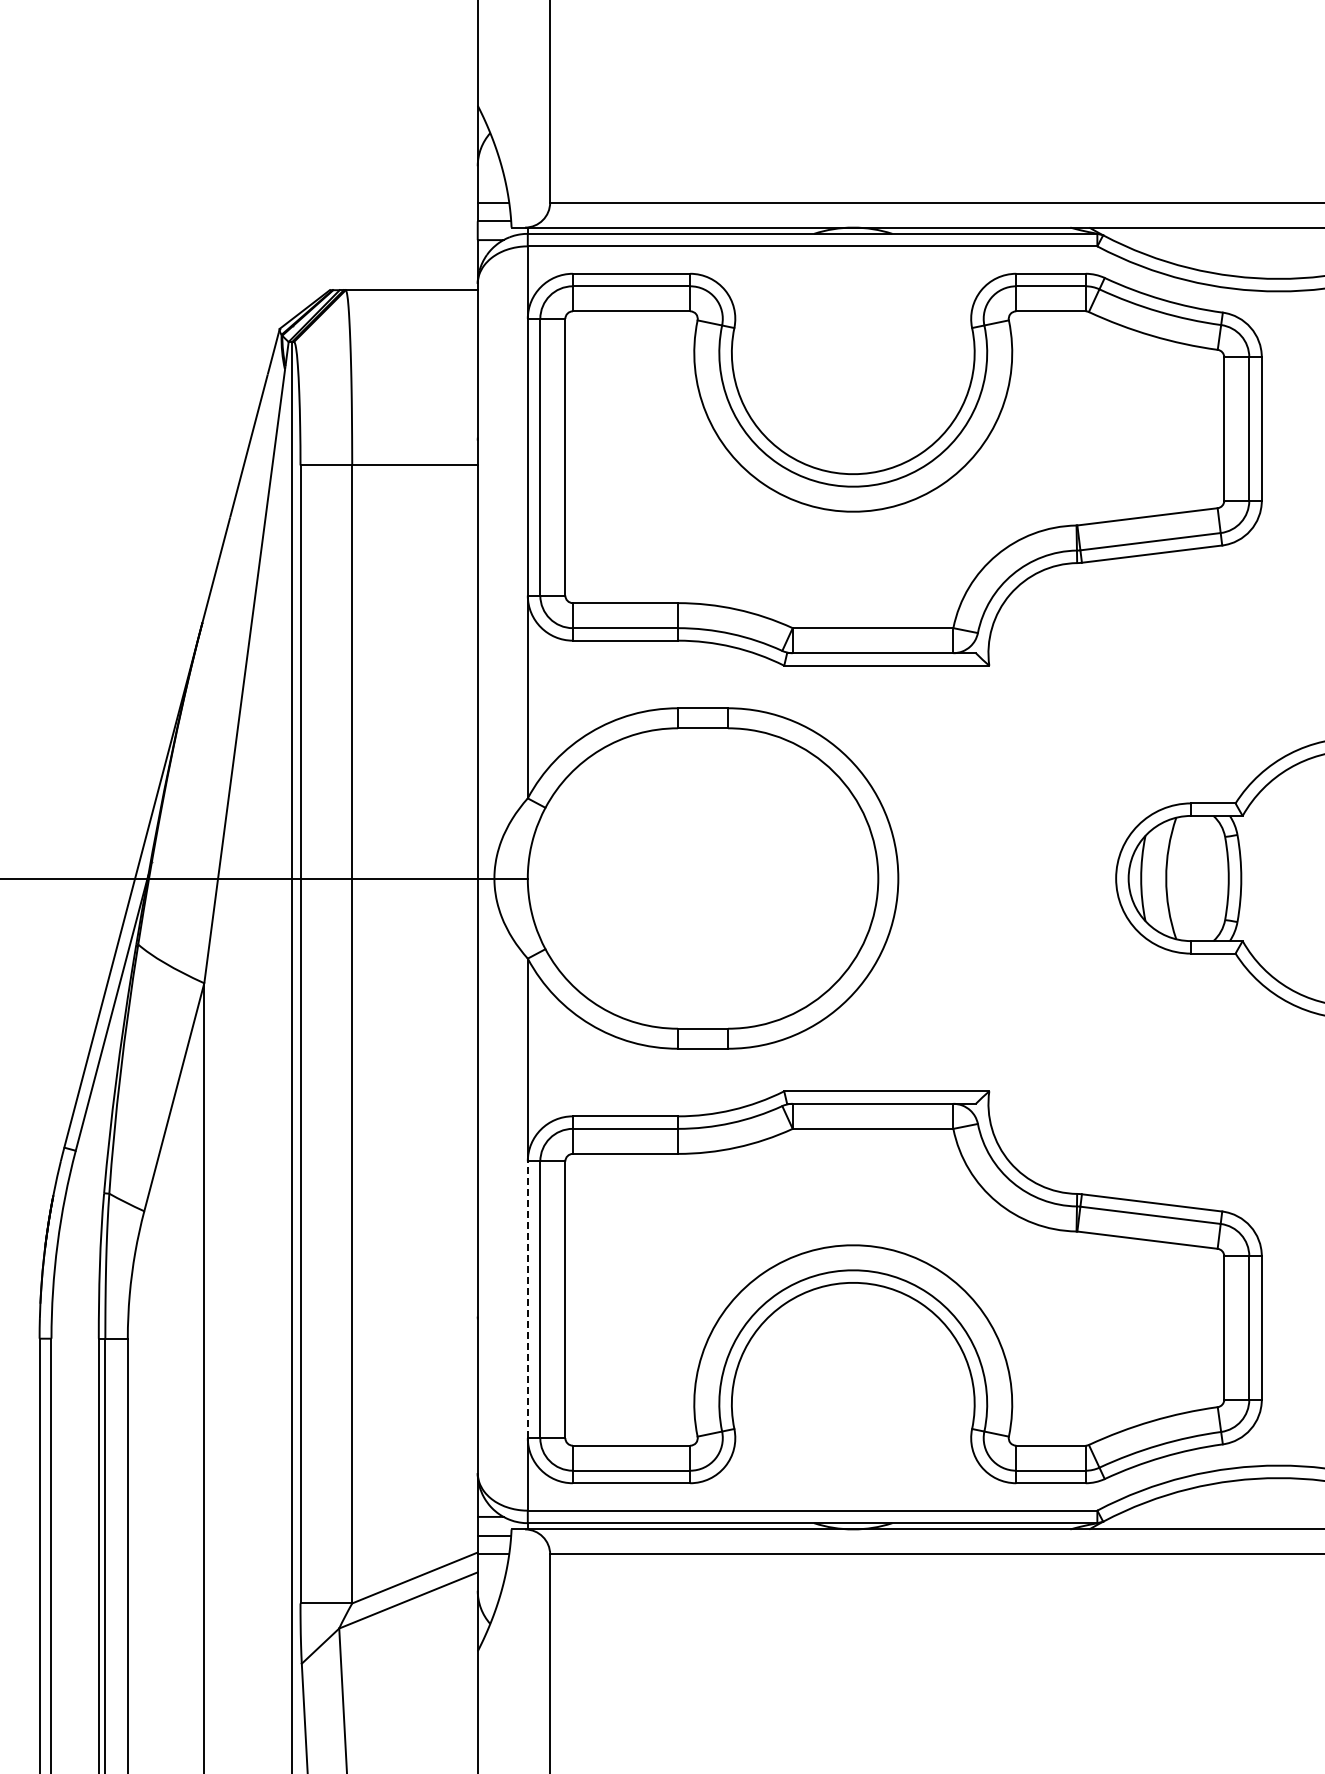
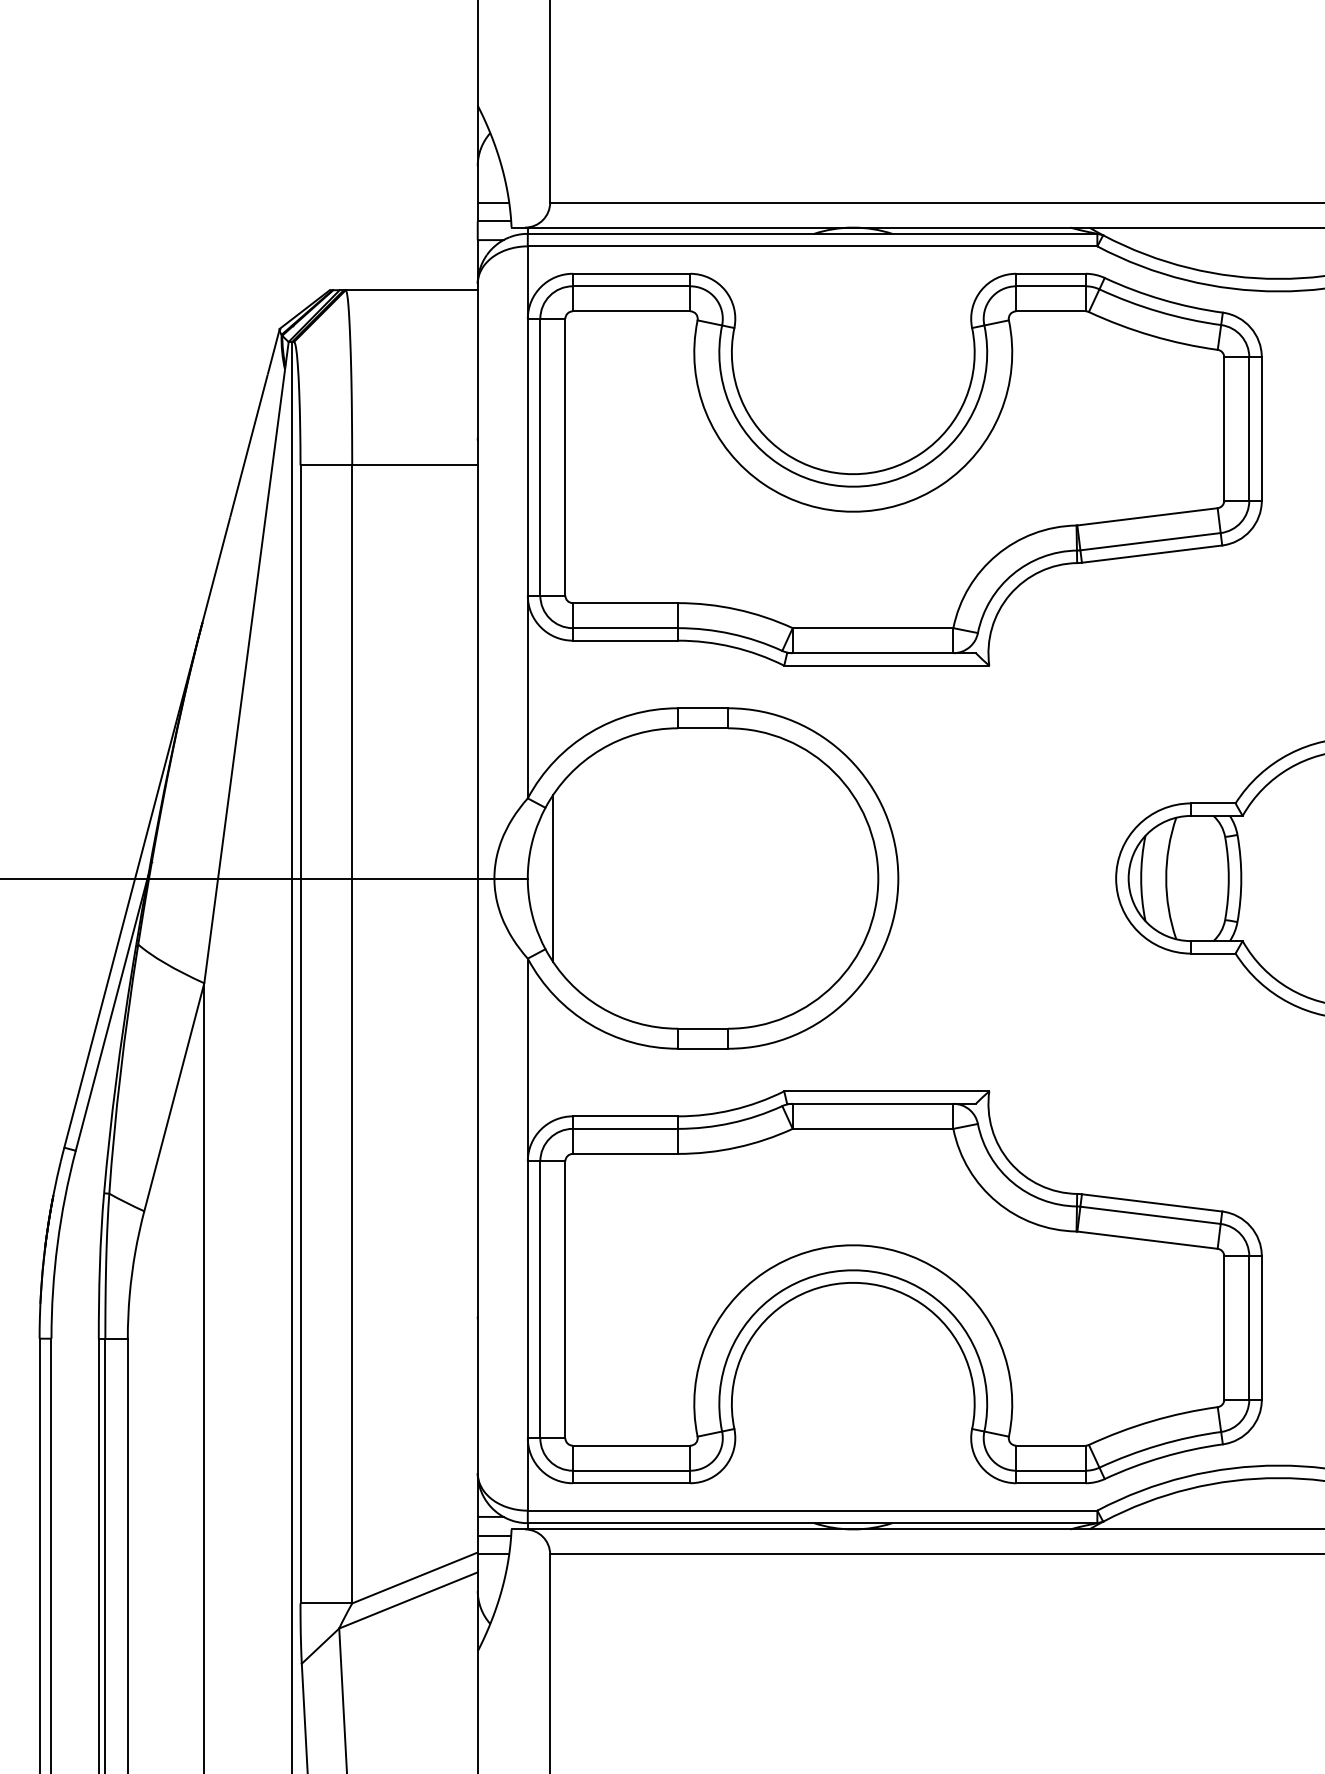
line: none -> present (552, 878)
line: dashed -> solid (527, 1299)
